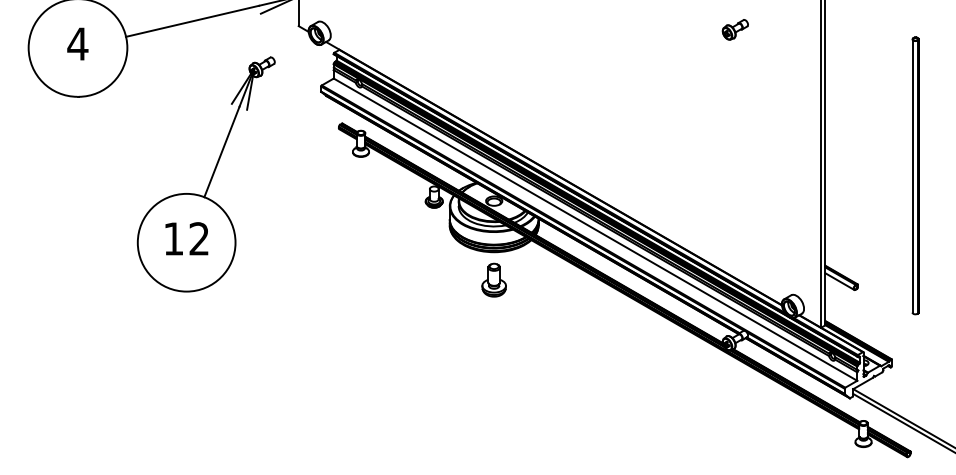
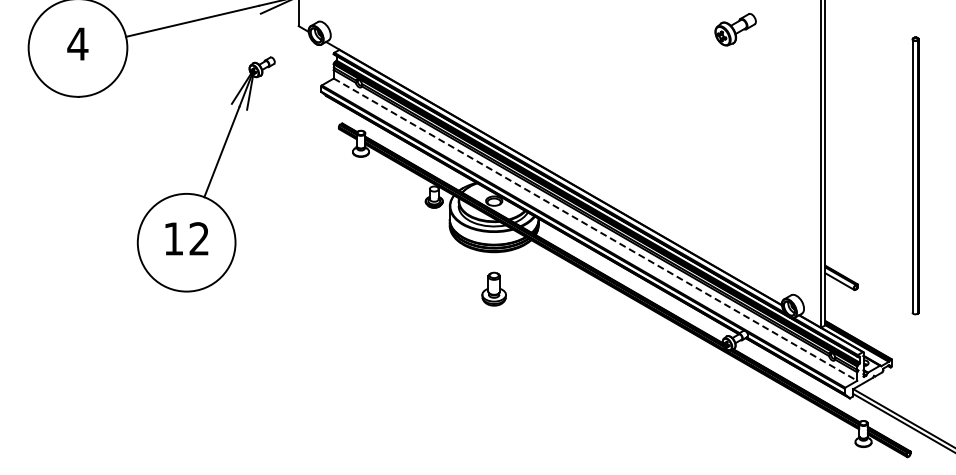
part size: 28x22 px -> 43x34 px (735, 29)
line: solid -> dashed (595, 229)
part position: (493, 279) -> (493, 288) (493, 288)
